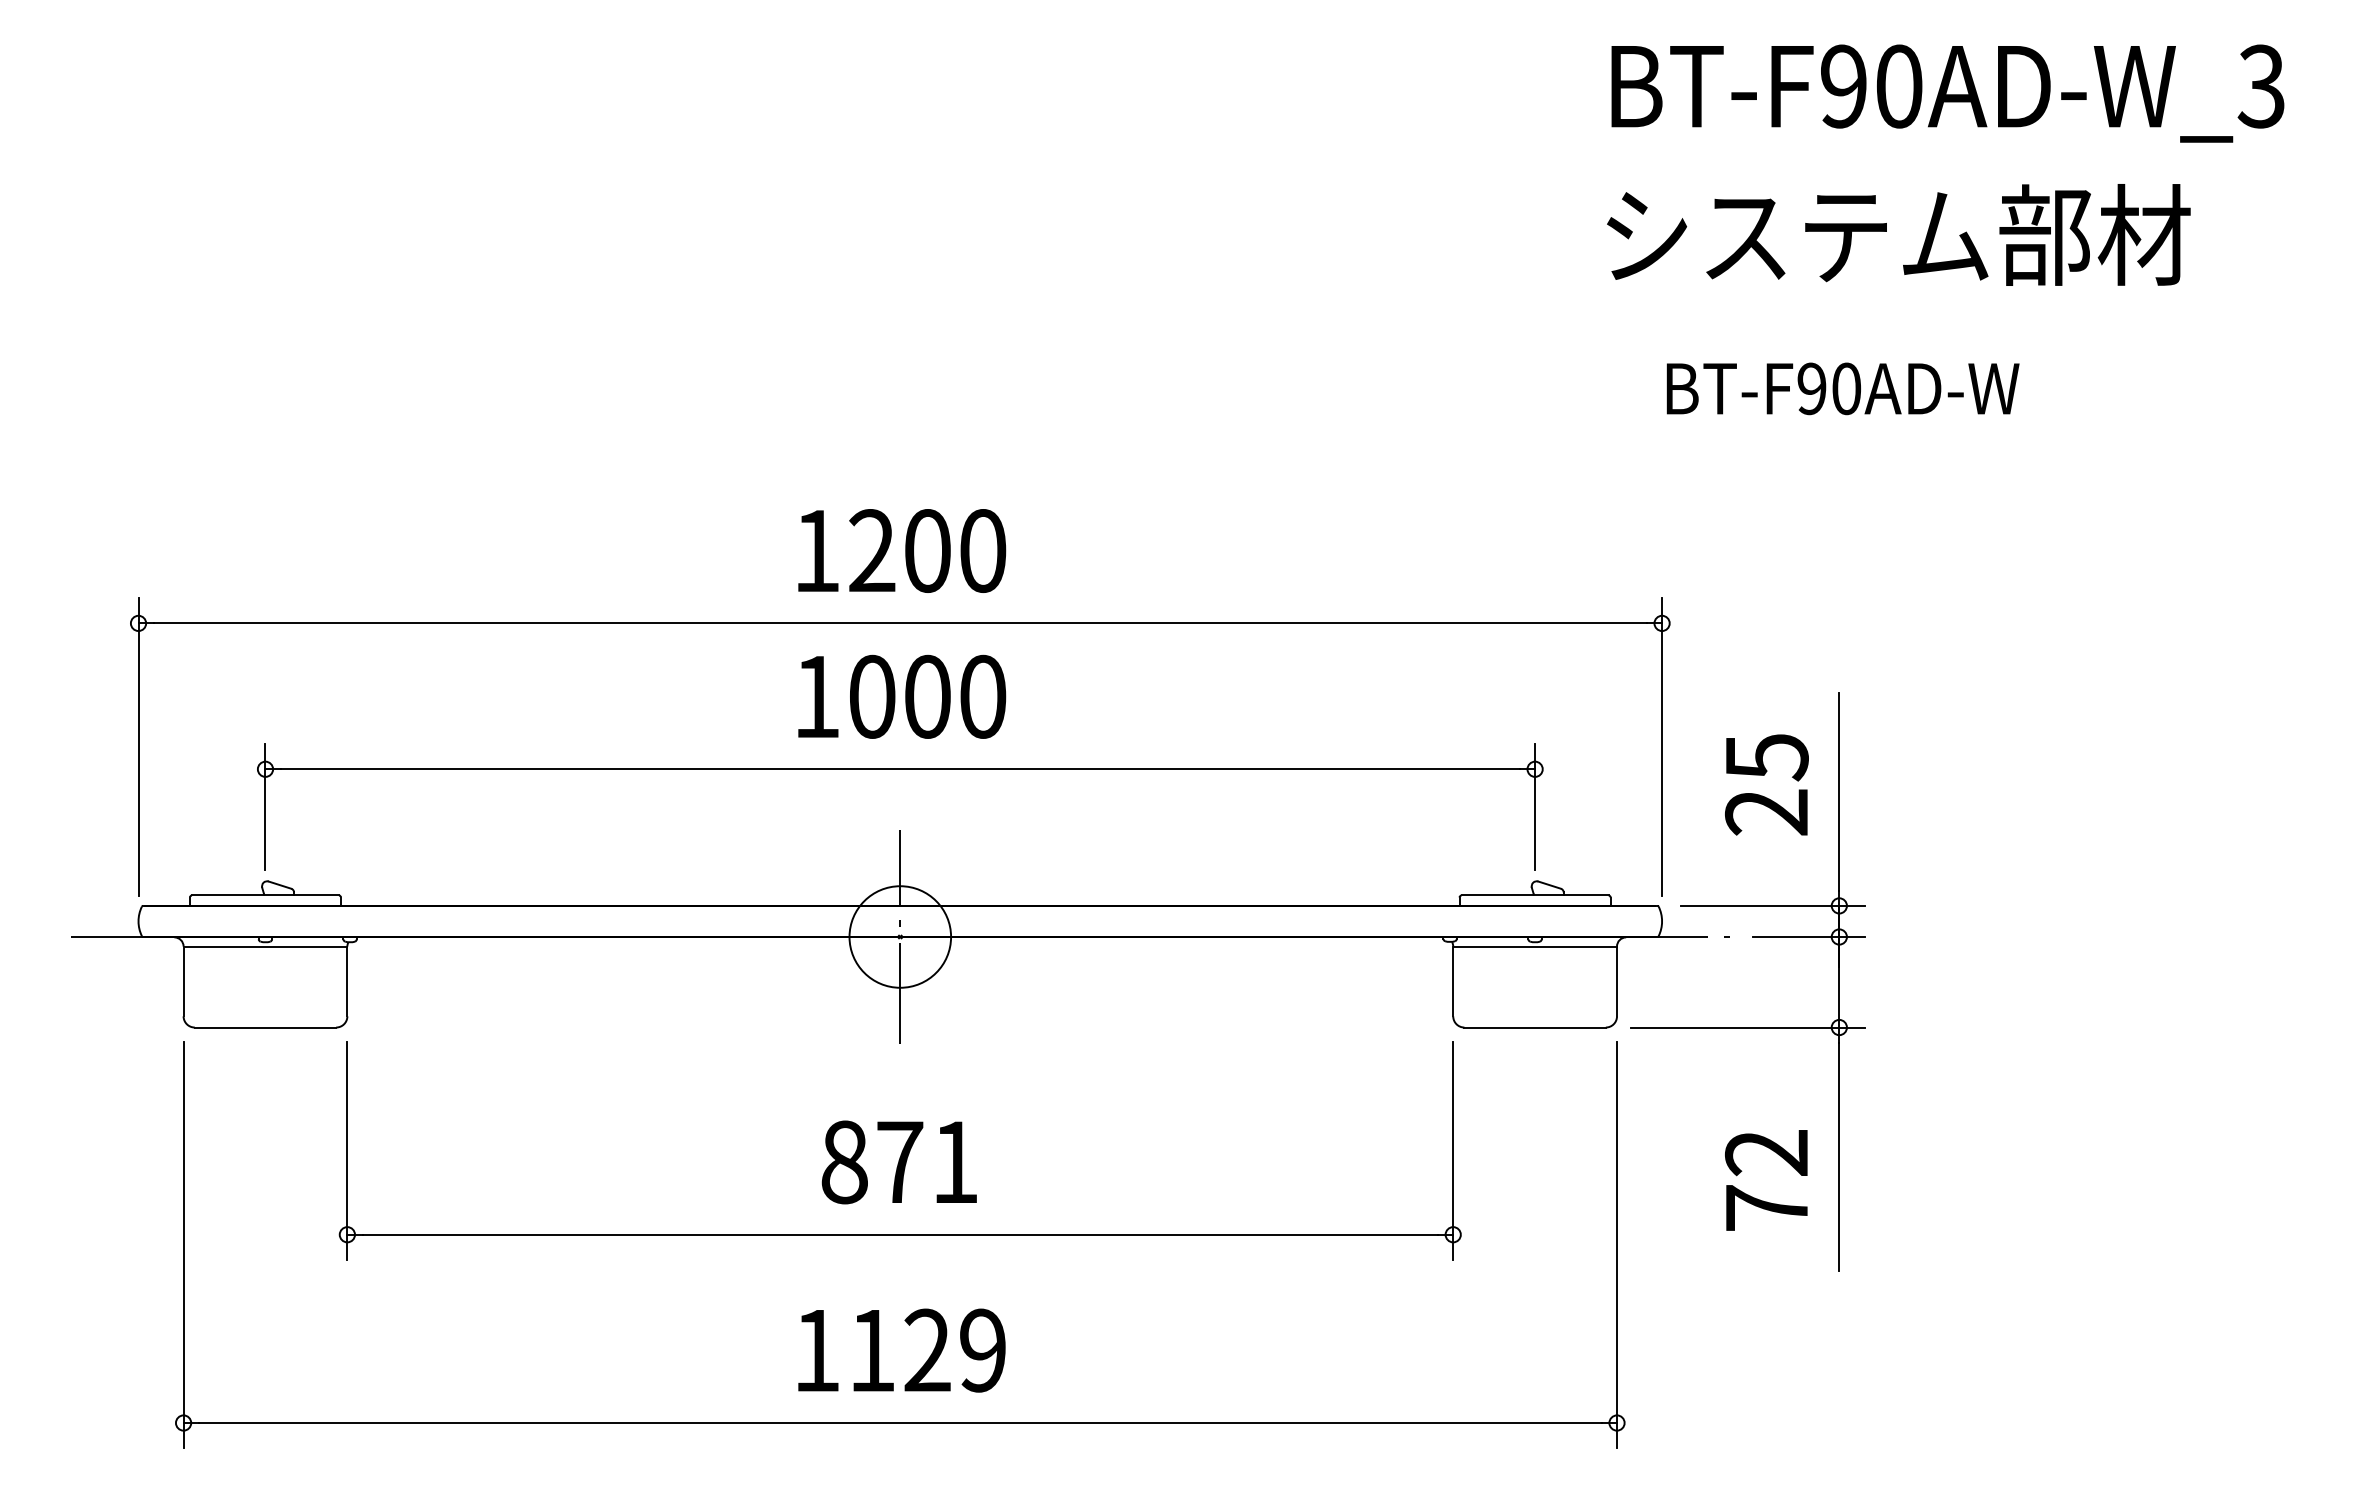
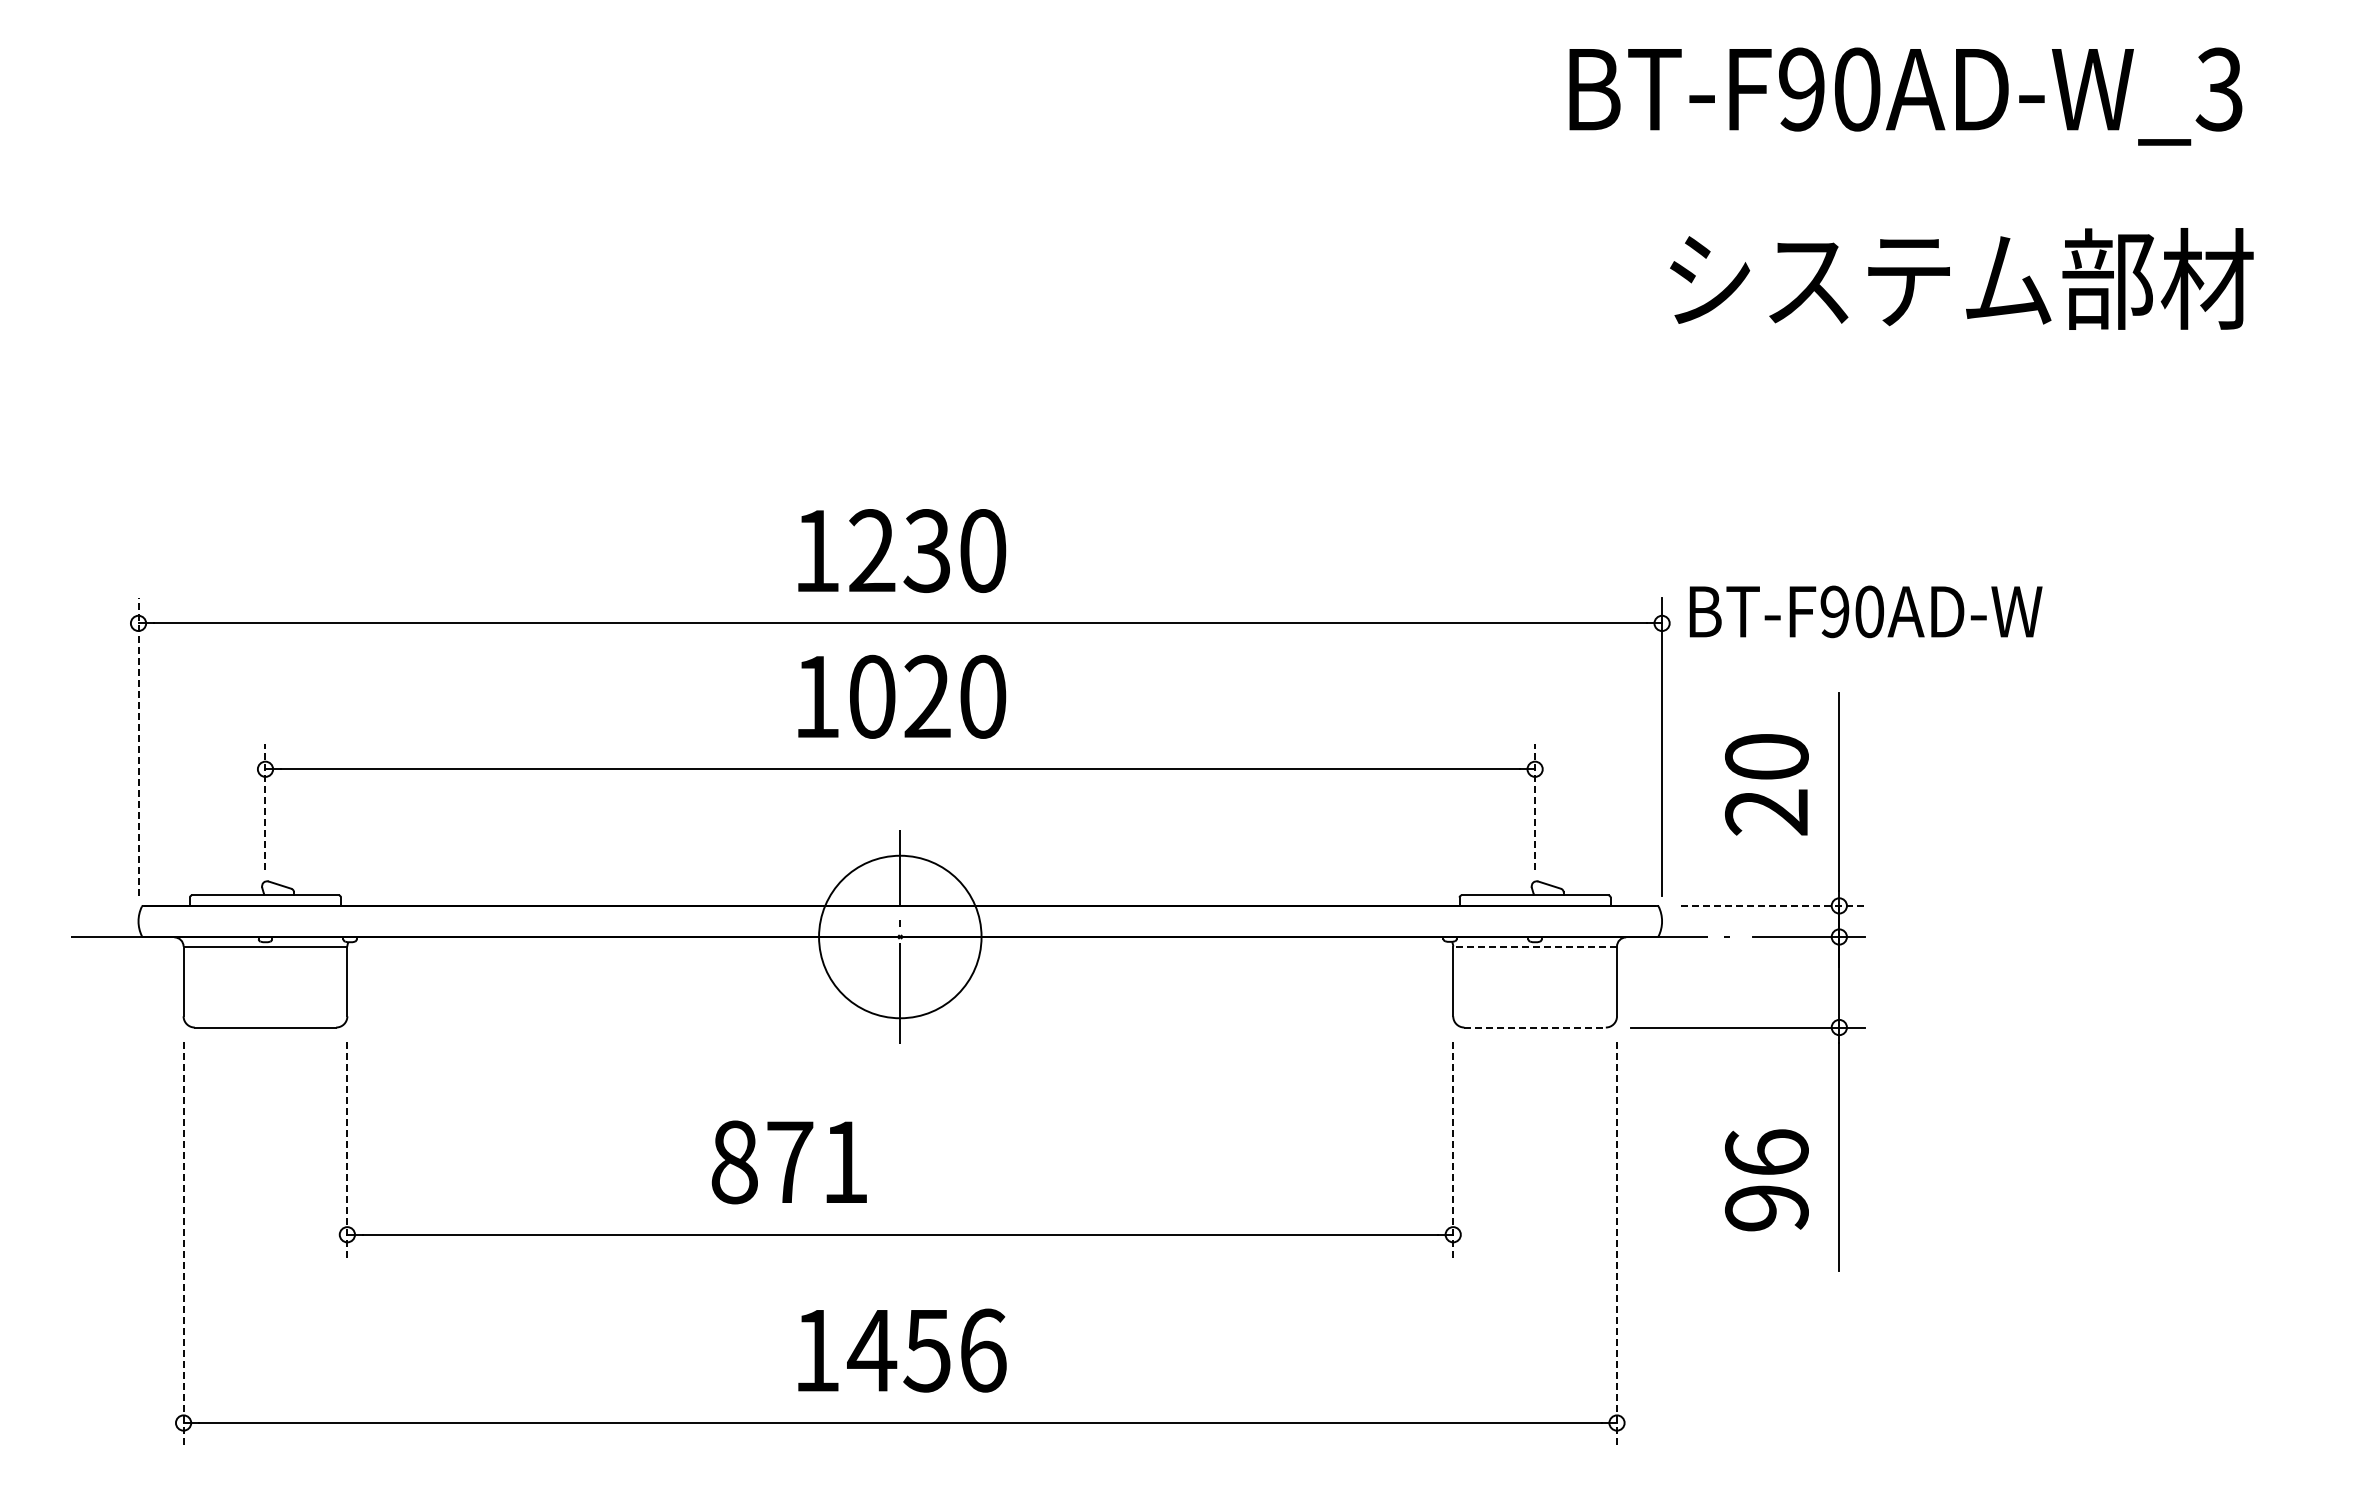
text position: (1947, 93) -> (1905, 96) (1905, 96)
text position: (1898, 234) -> (1961, 278) (1961, 278)
text position: (1842, 388) -> (1865, 611) (1865, 611)
text: 1200 -> 1230 (926, 550)
text: 1000 -> 1020 (927, 696)
line: solid -> dashed (138, 747)
text: 25 -> 20 (1766, 757)
line: solid -> dashed (265, 806)
line: solid -> dashed (1535, 806)
line: solid -> dashed (1773, 905)
circle diameter: 102 px -> 163 px (900, 936)
line: solid -> dashed (1535, 946)
line: solid -> dashed (1535, 1027)
line: solid -> dashed (347, 1151)
line: solid -> dashed (1453, 1151)
text position: (898, 1162) -> (788, 1162) (788, 1162)
text: 72 -> 96 (1766, 1180)
line: solid -> dashed (183, 1245)
line: solid -> dashed (1617, 1245)
text: 1129 -> 1456 (926, 1350)
